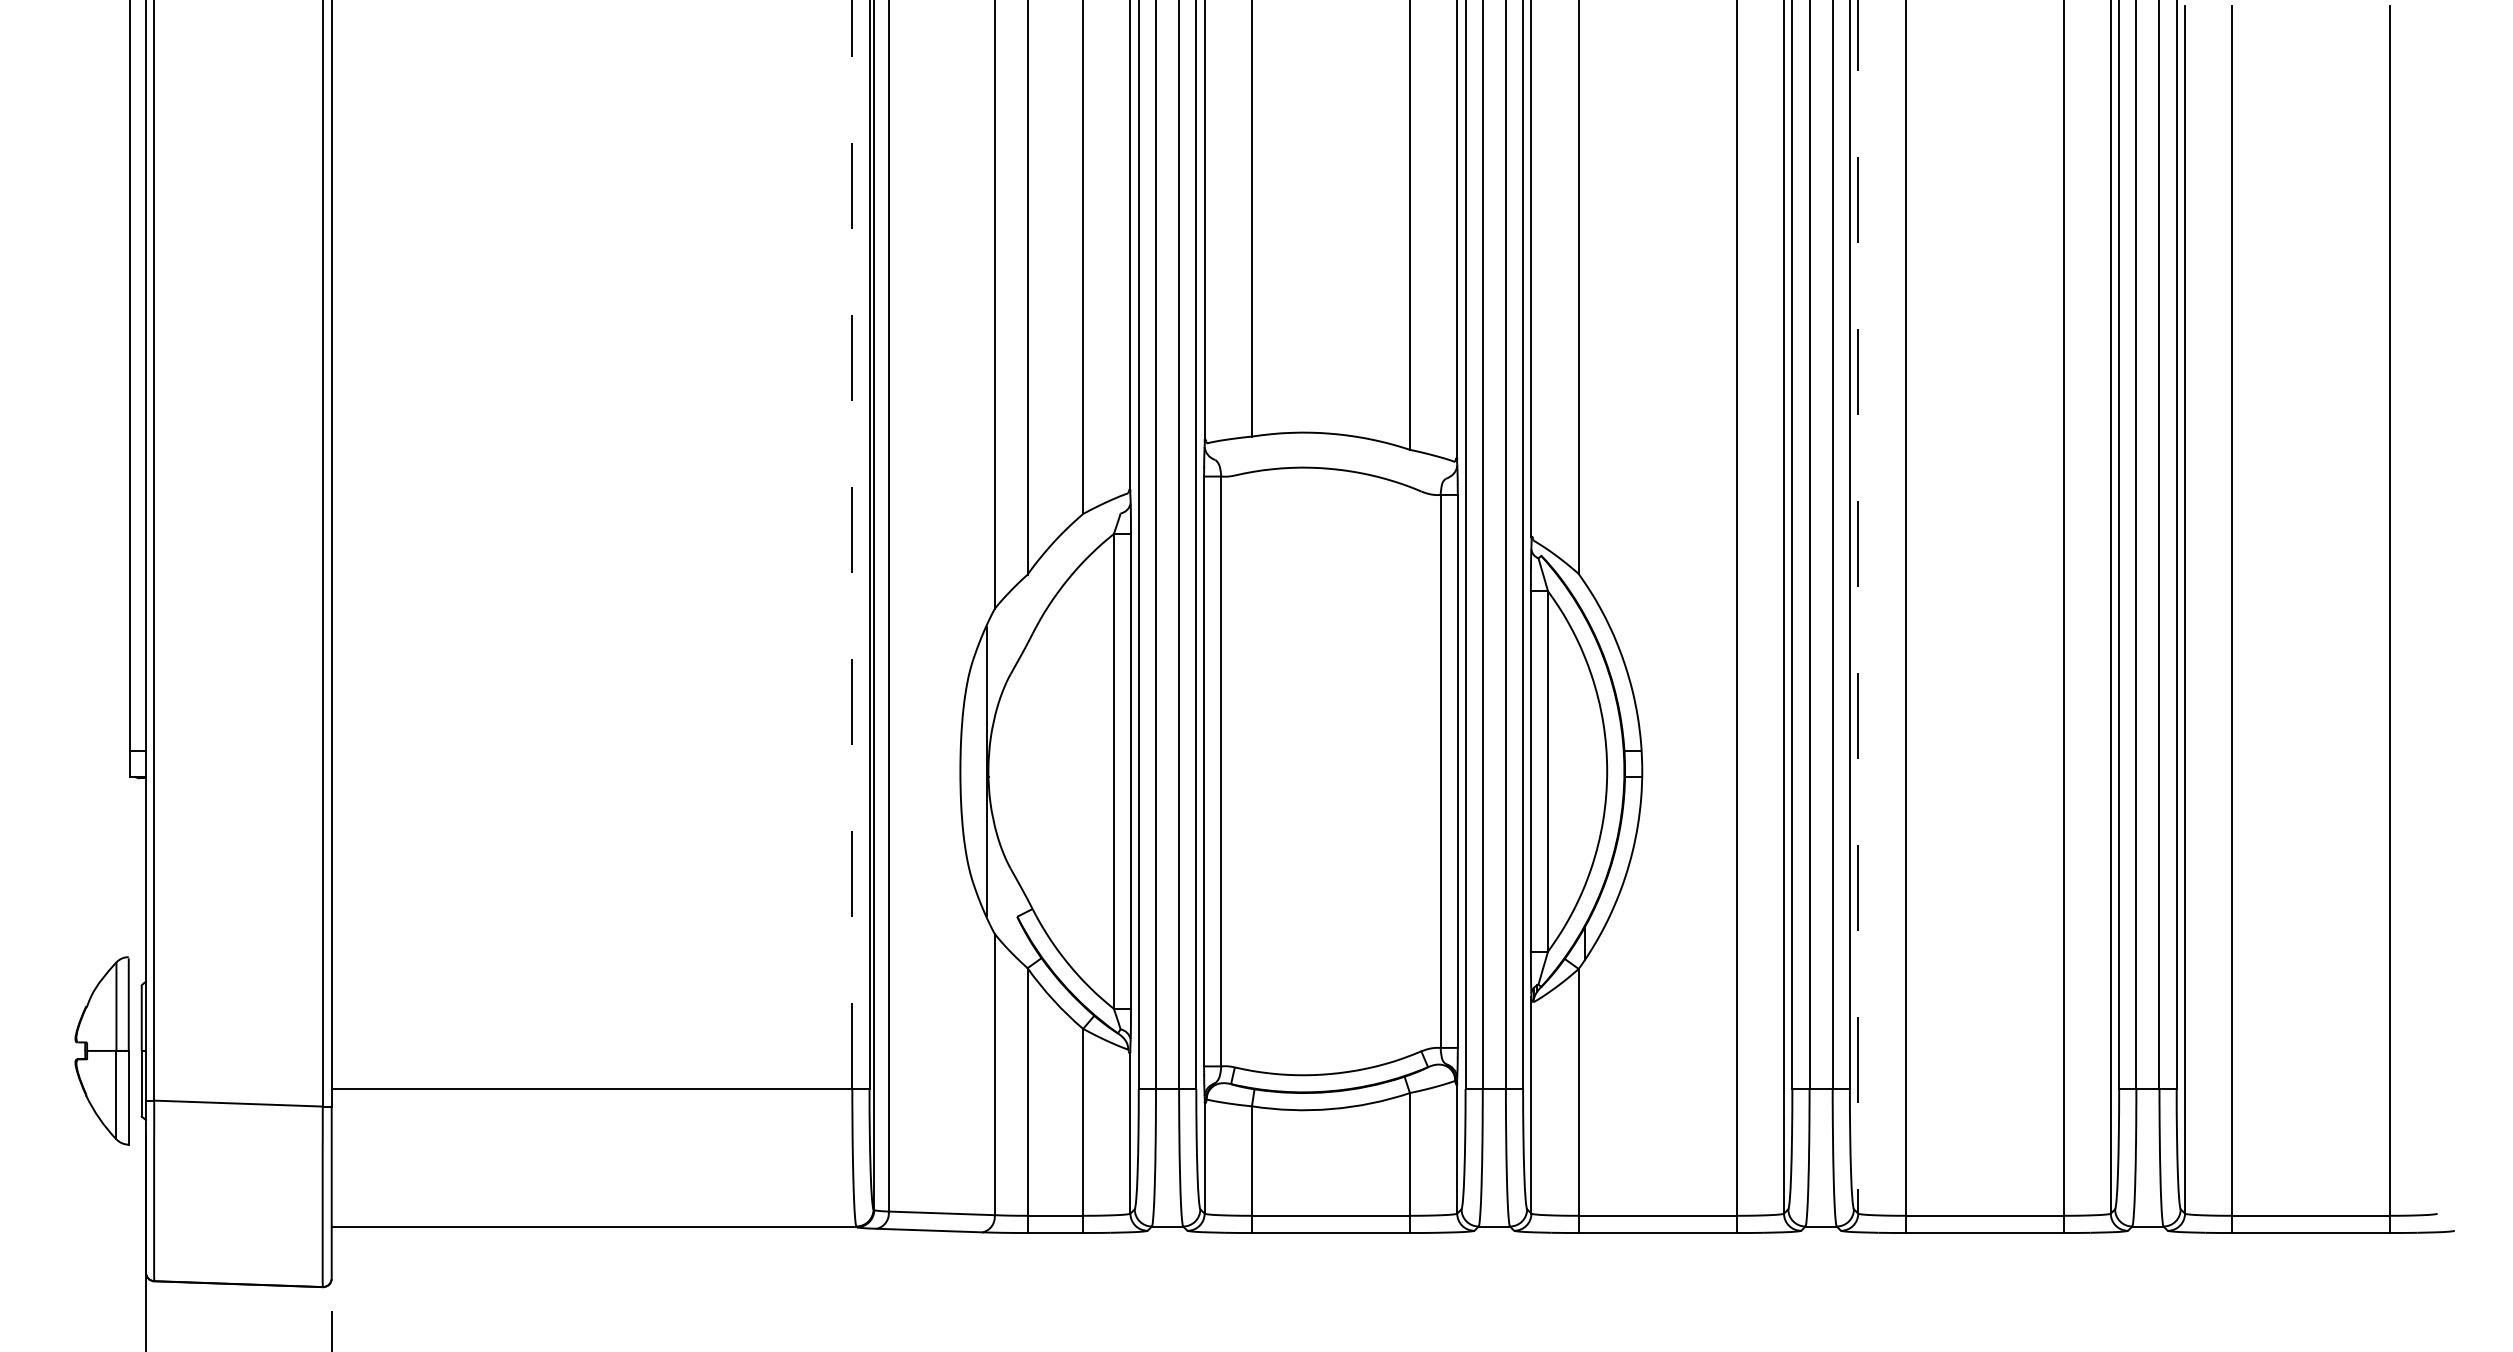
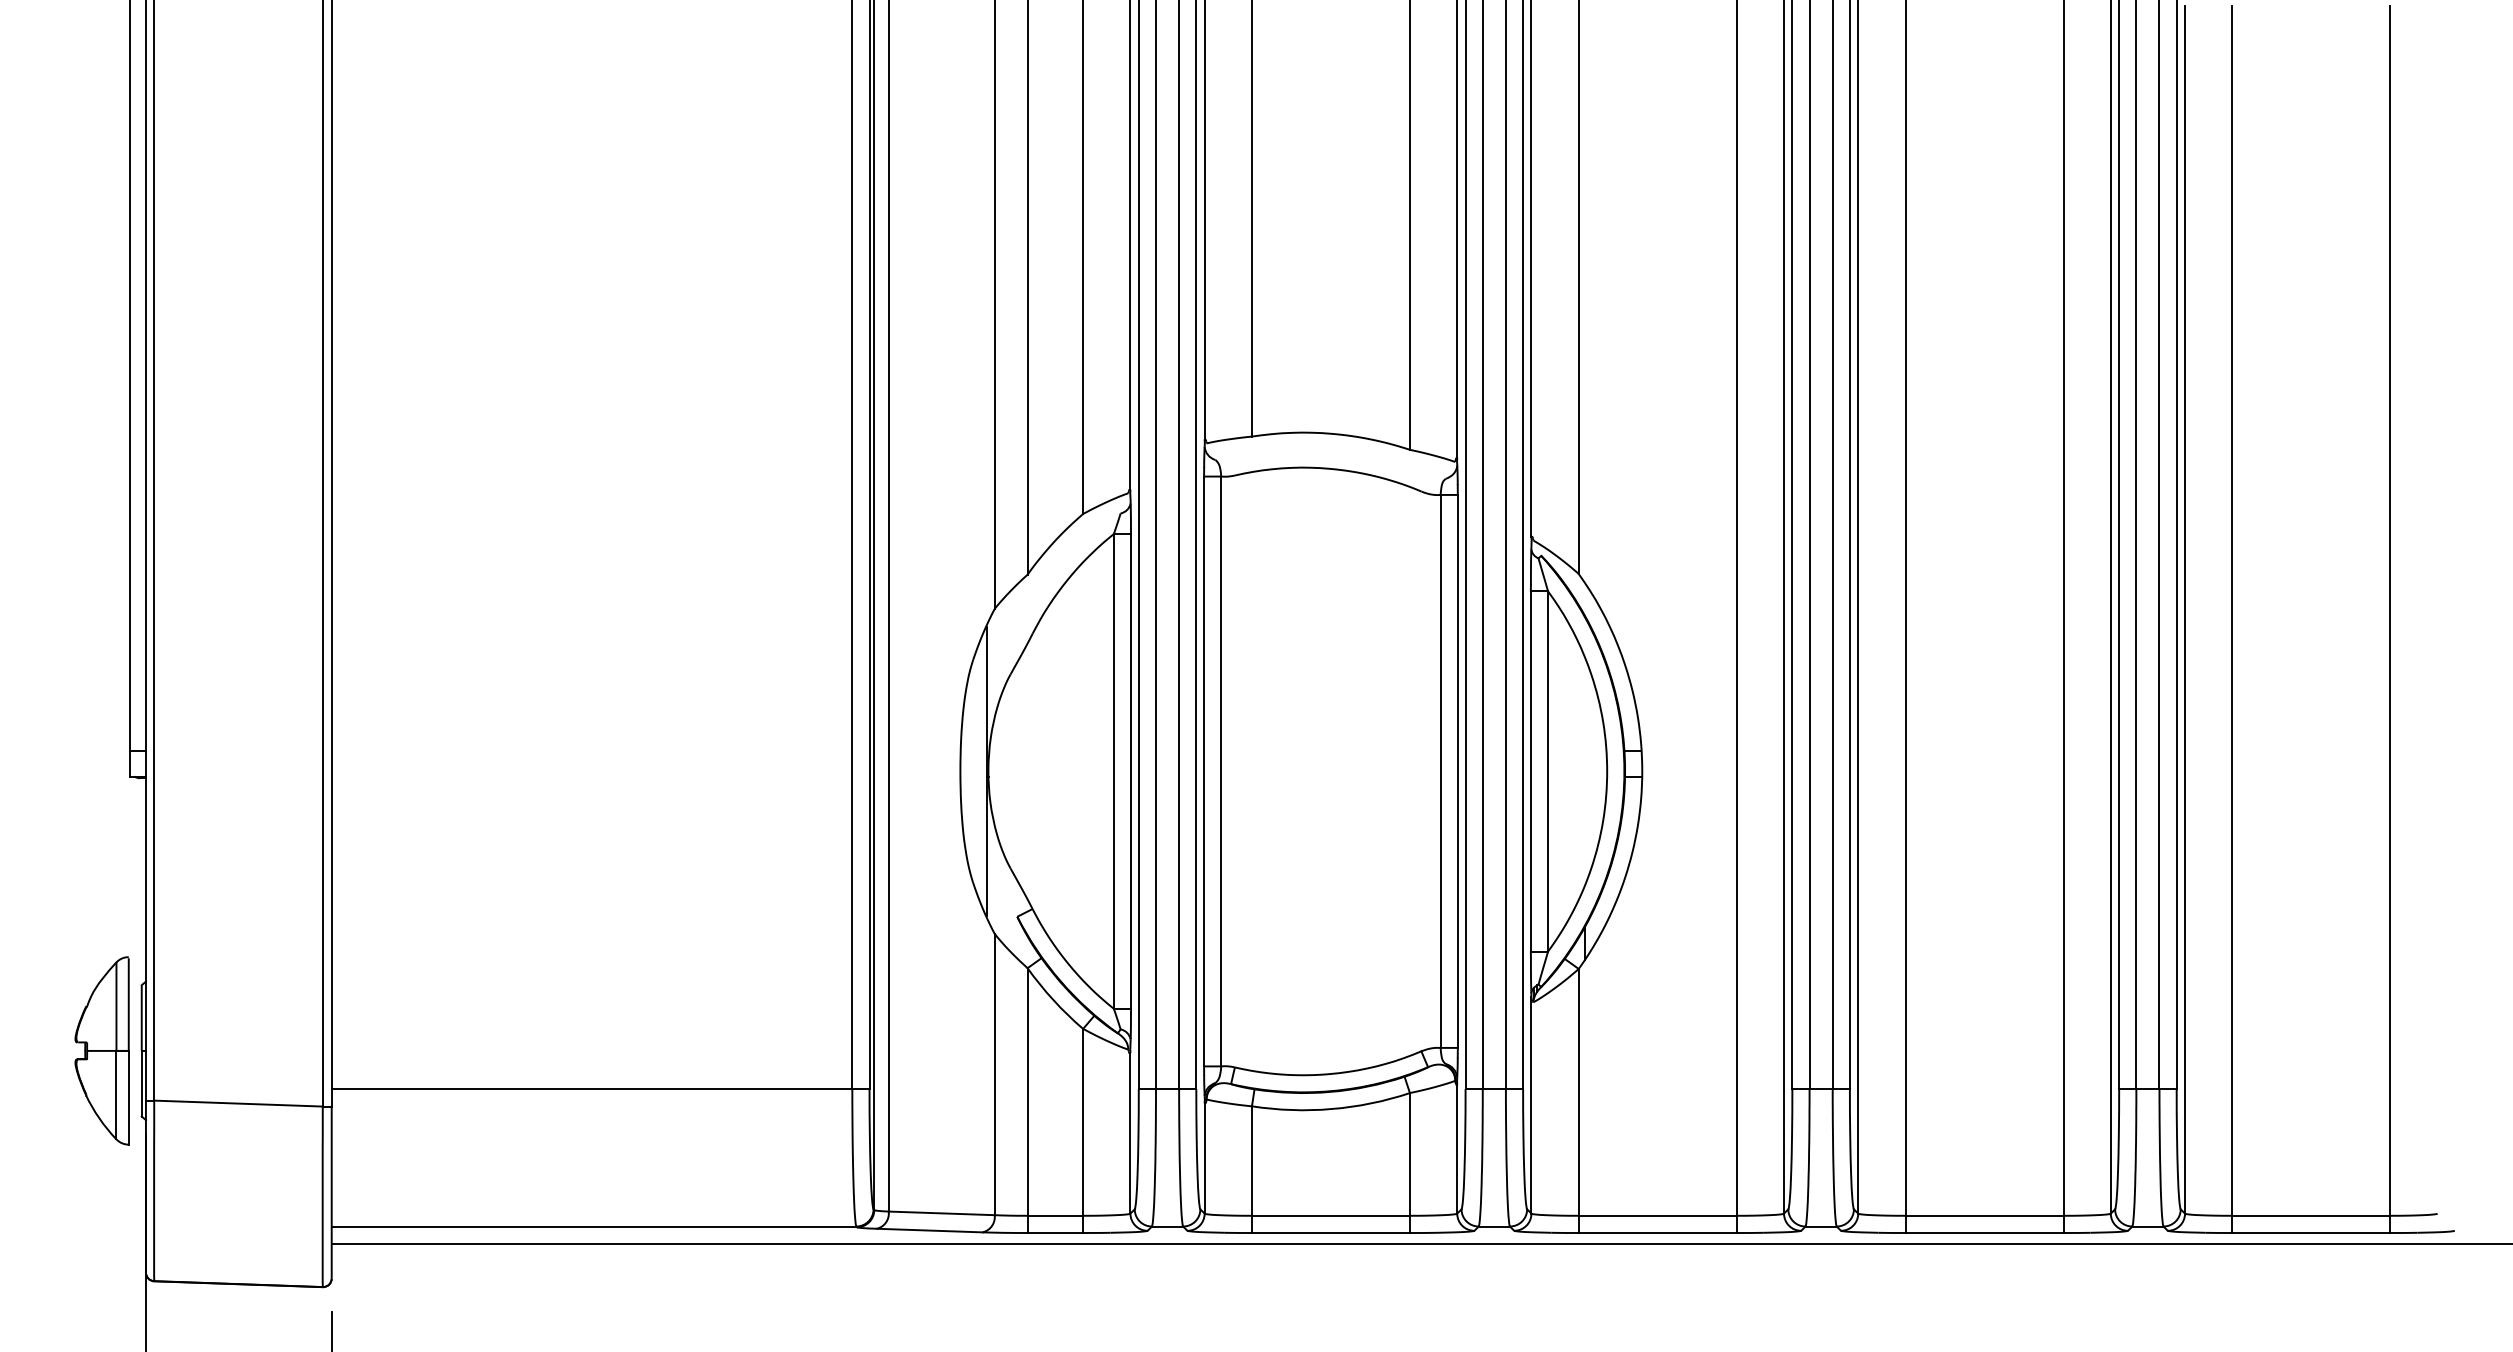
line: dashed -> solid (852, 544)
line: dashed -> solid (1858, 607)
line: none -> present (1420, 1244)
